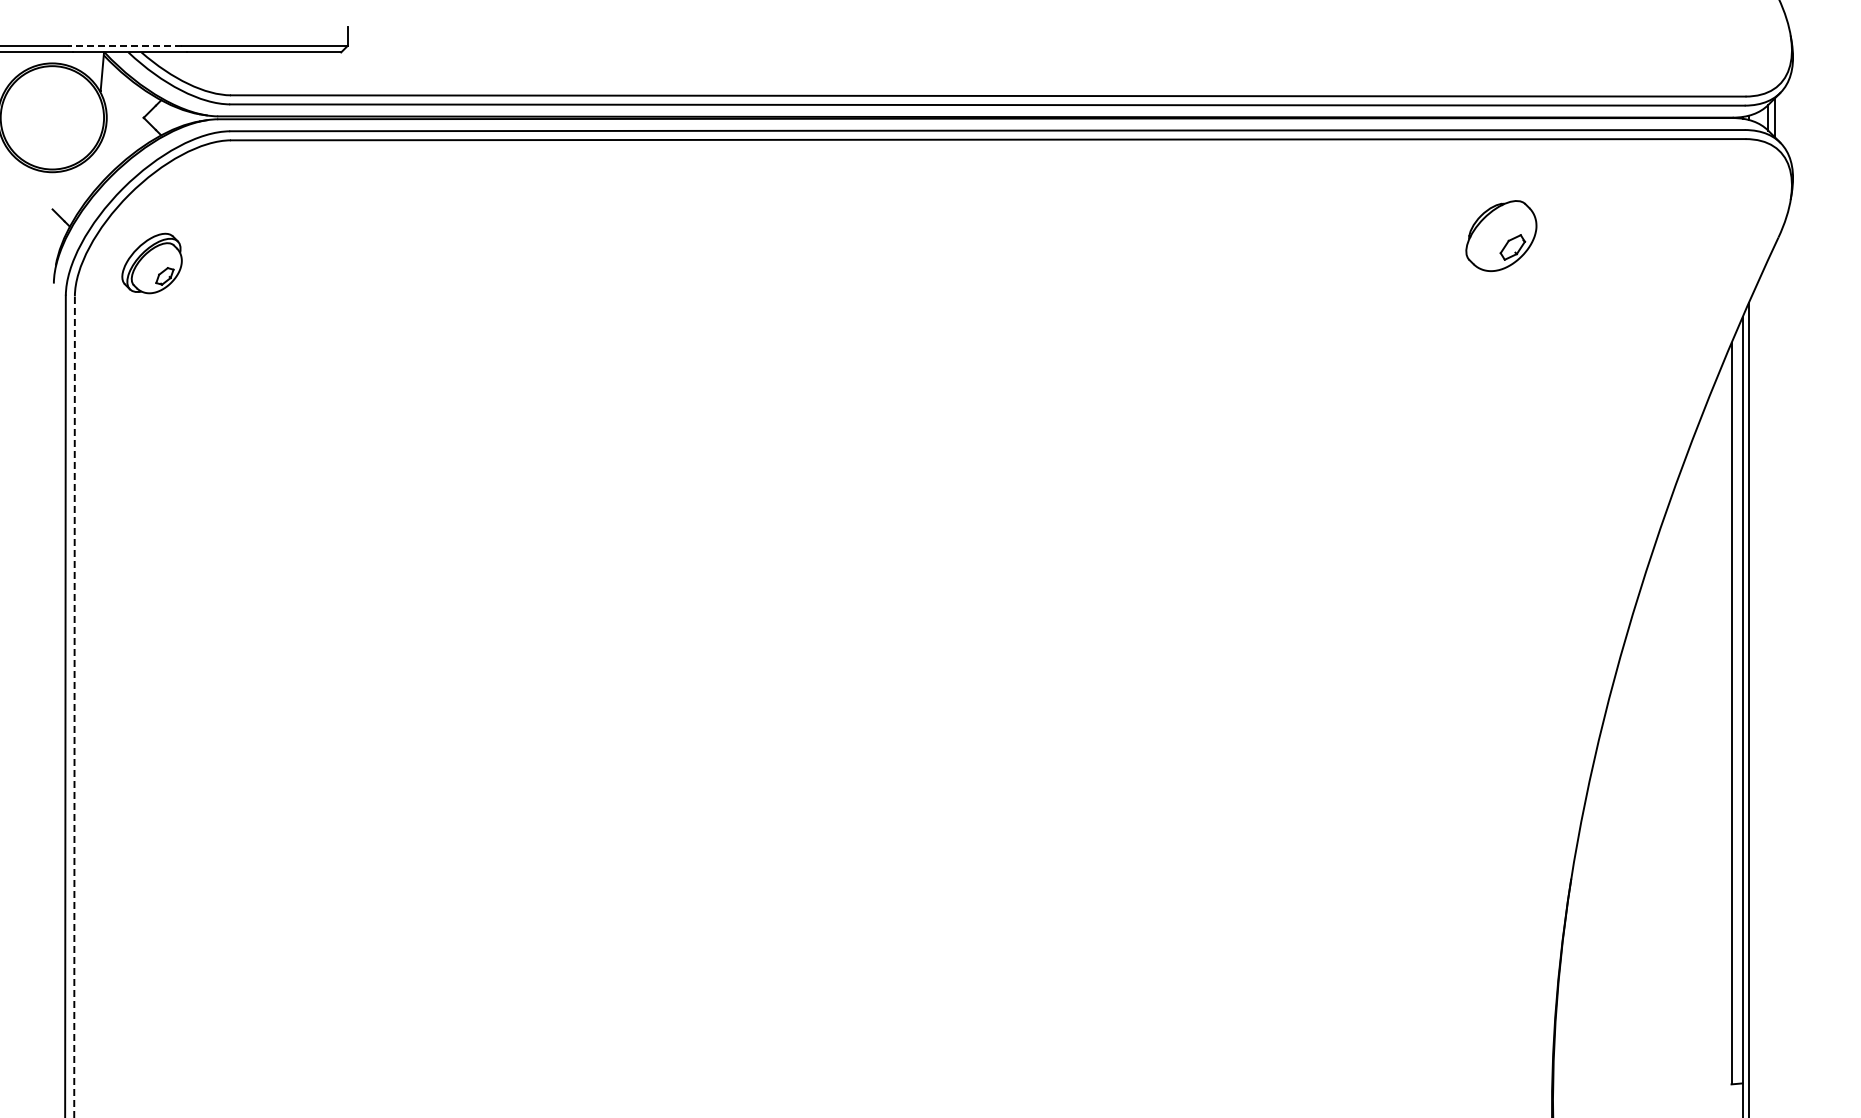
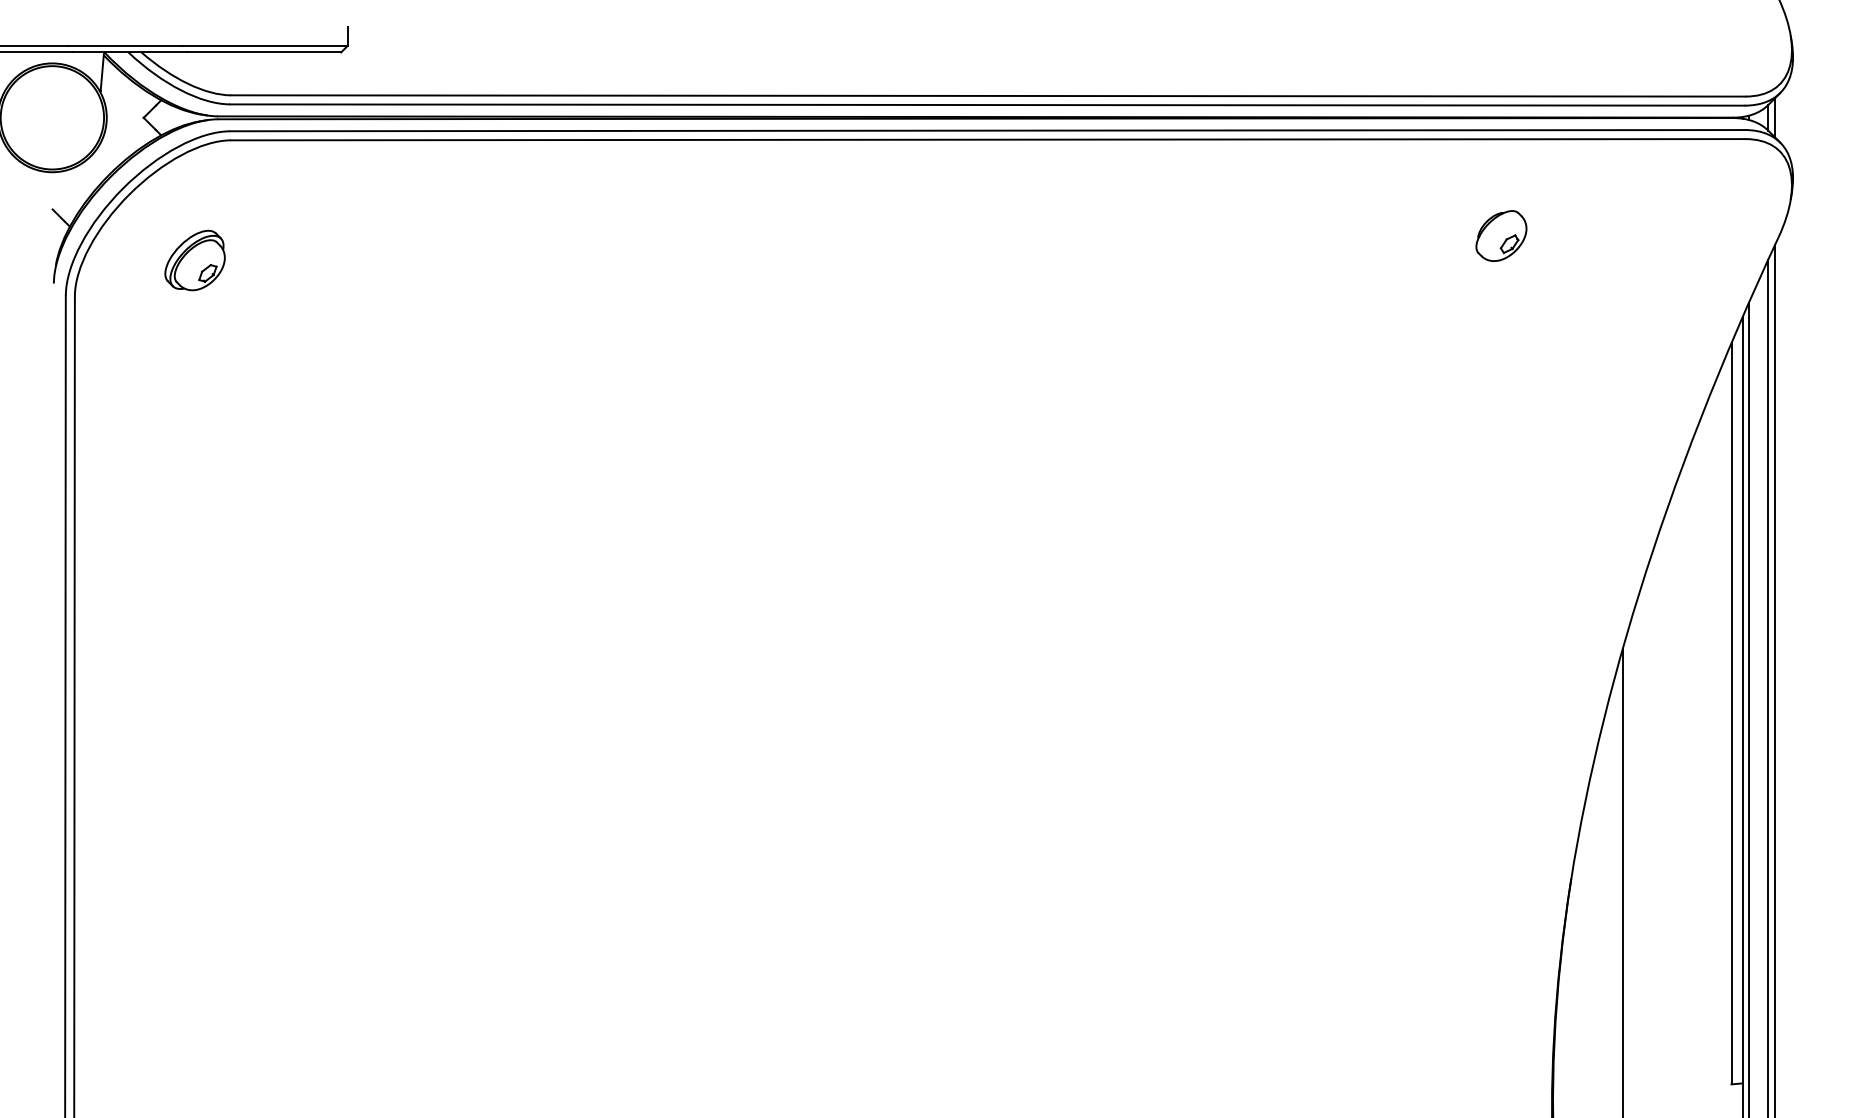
line: dashed -> solid (124, 45)
part size: 73x72 px -> 53x52 px (1501, 235)
part position: (151, 263) -> (194, 260) (194, 260)
line: none -> present (1774, 679)
line: none -> present (1768, 686)
line: dashed -> solid (74, 706)
line: none -> present (1622, 881)
